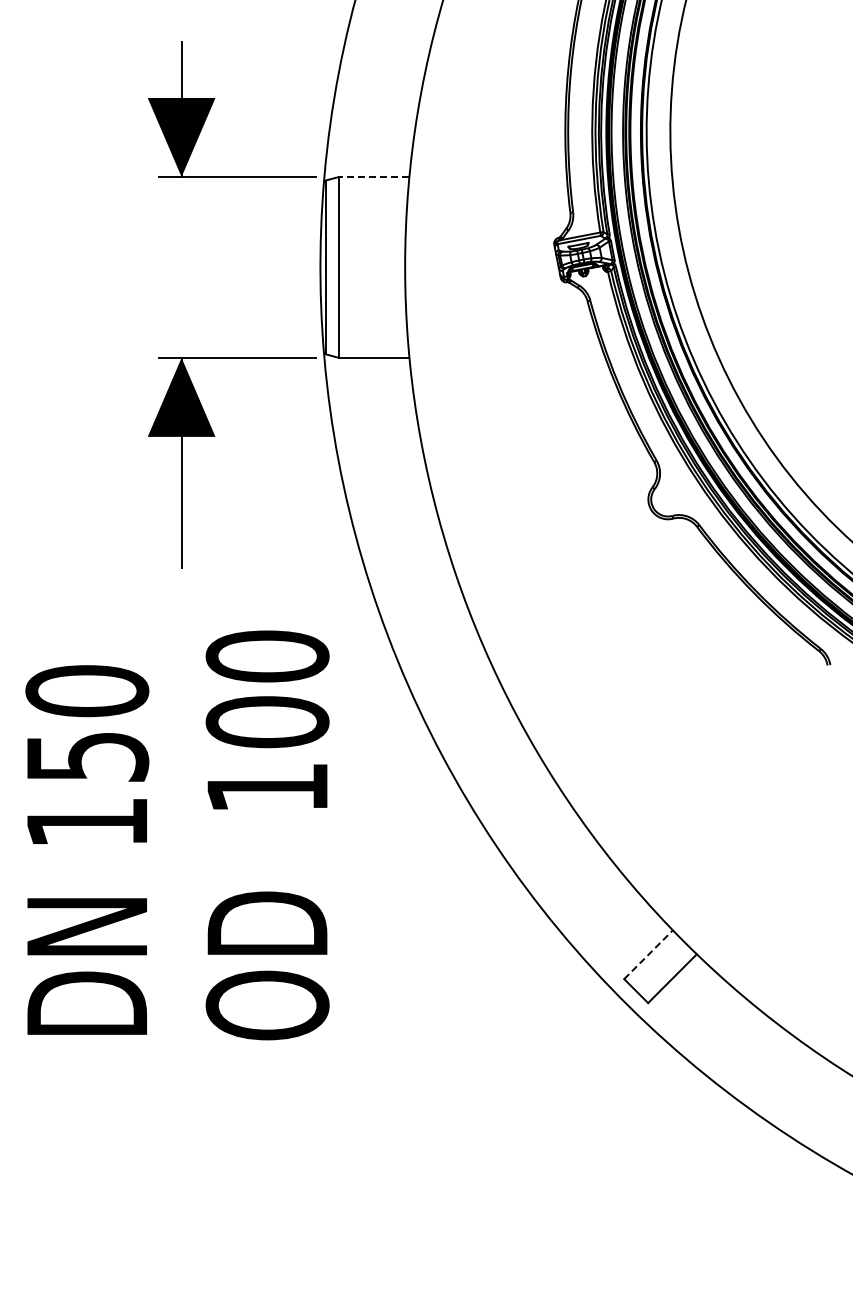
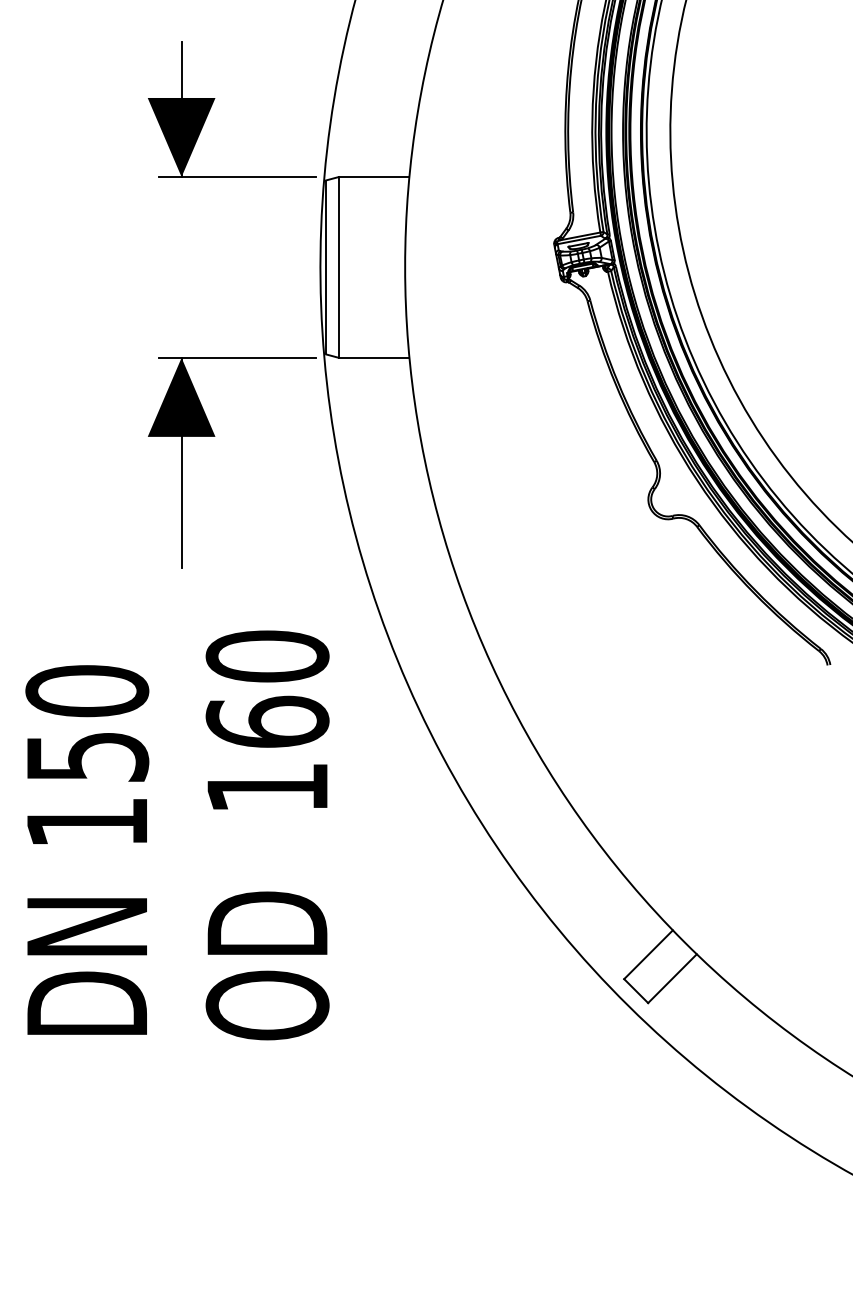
line: dashed -> solid (373, 177)
text: 100 -> 160 (267, 721)
line: dashed -> solid (648, 954)
